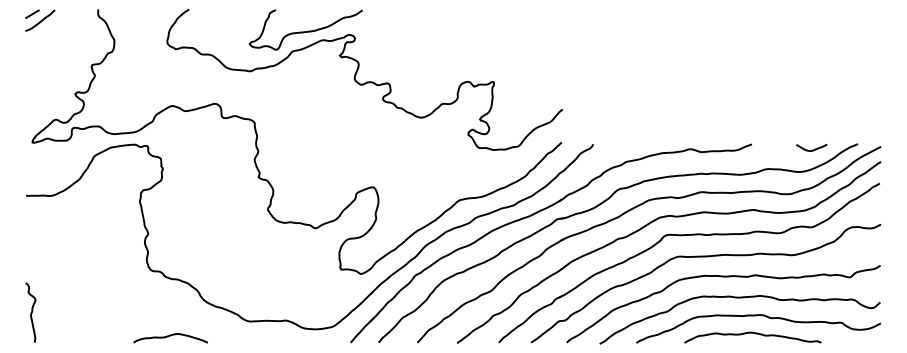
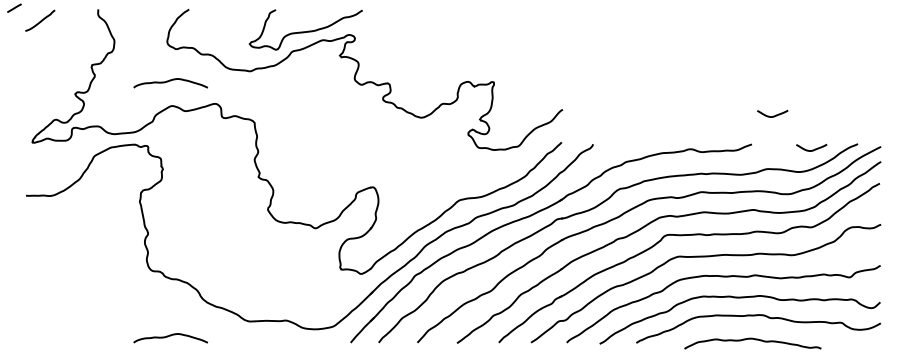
line position: (32, 13) -> (14, 7) (14, 7)
curve: none -> present (170, 81)
curve: none -> present (773, 115)
curve: present -> none (30, 312)
curve position: (752, 333) -> (752, 339) (752, 339)
